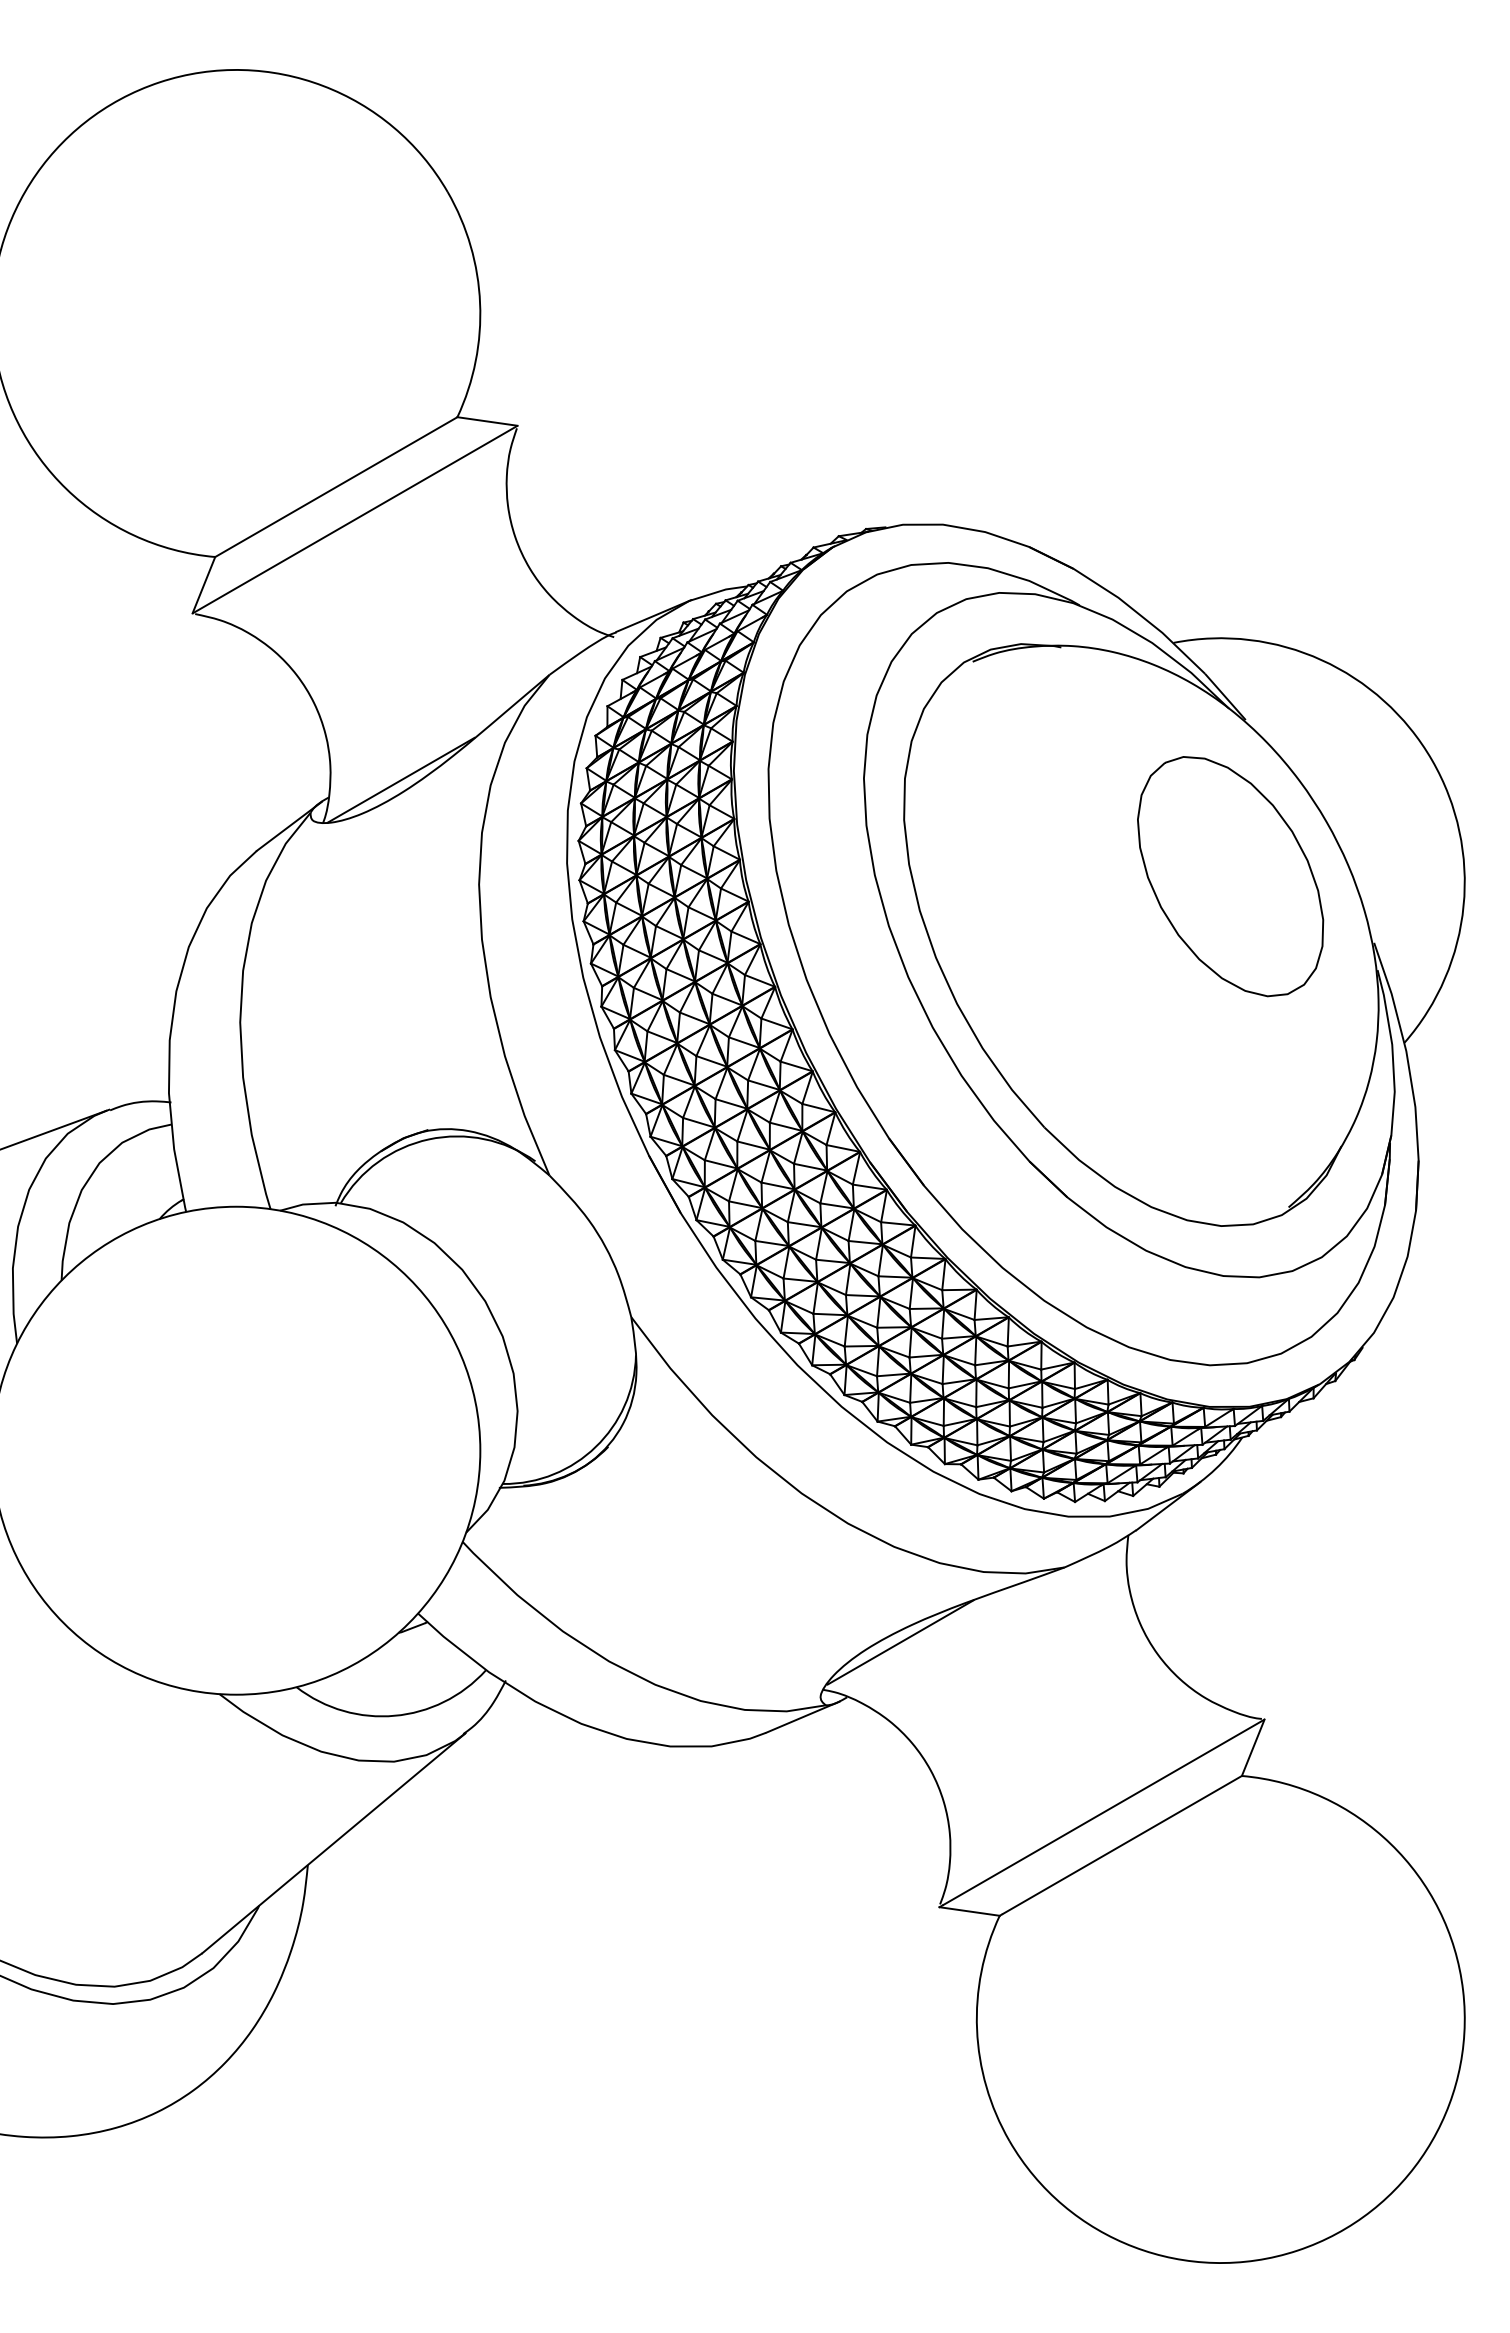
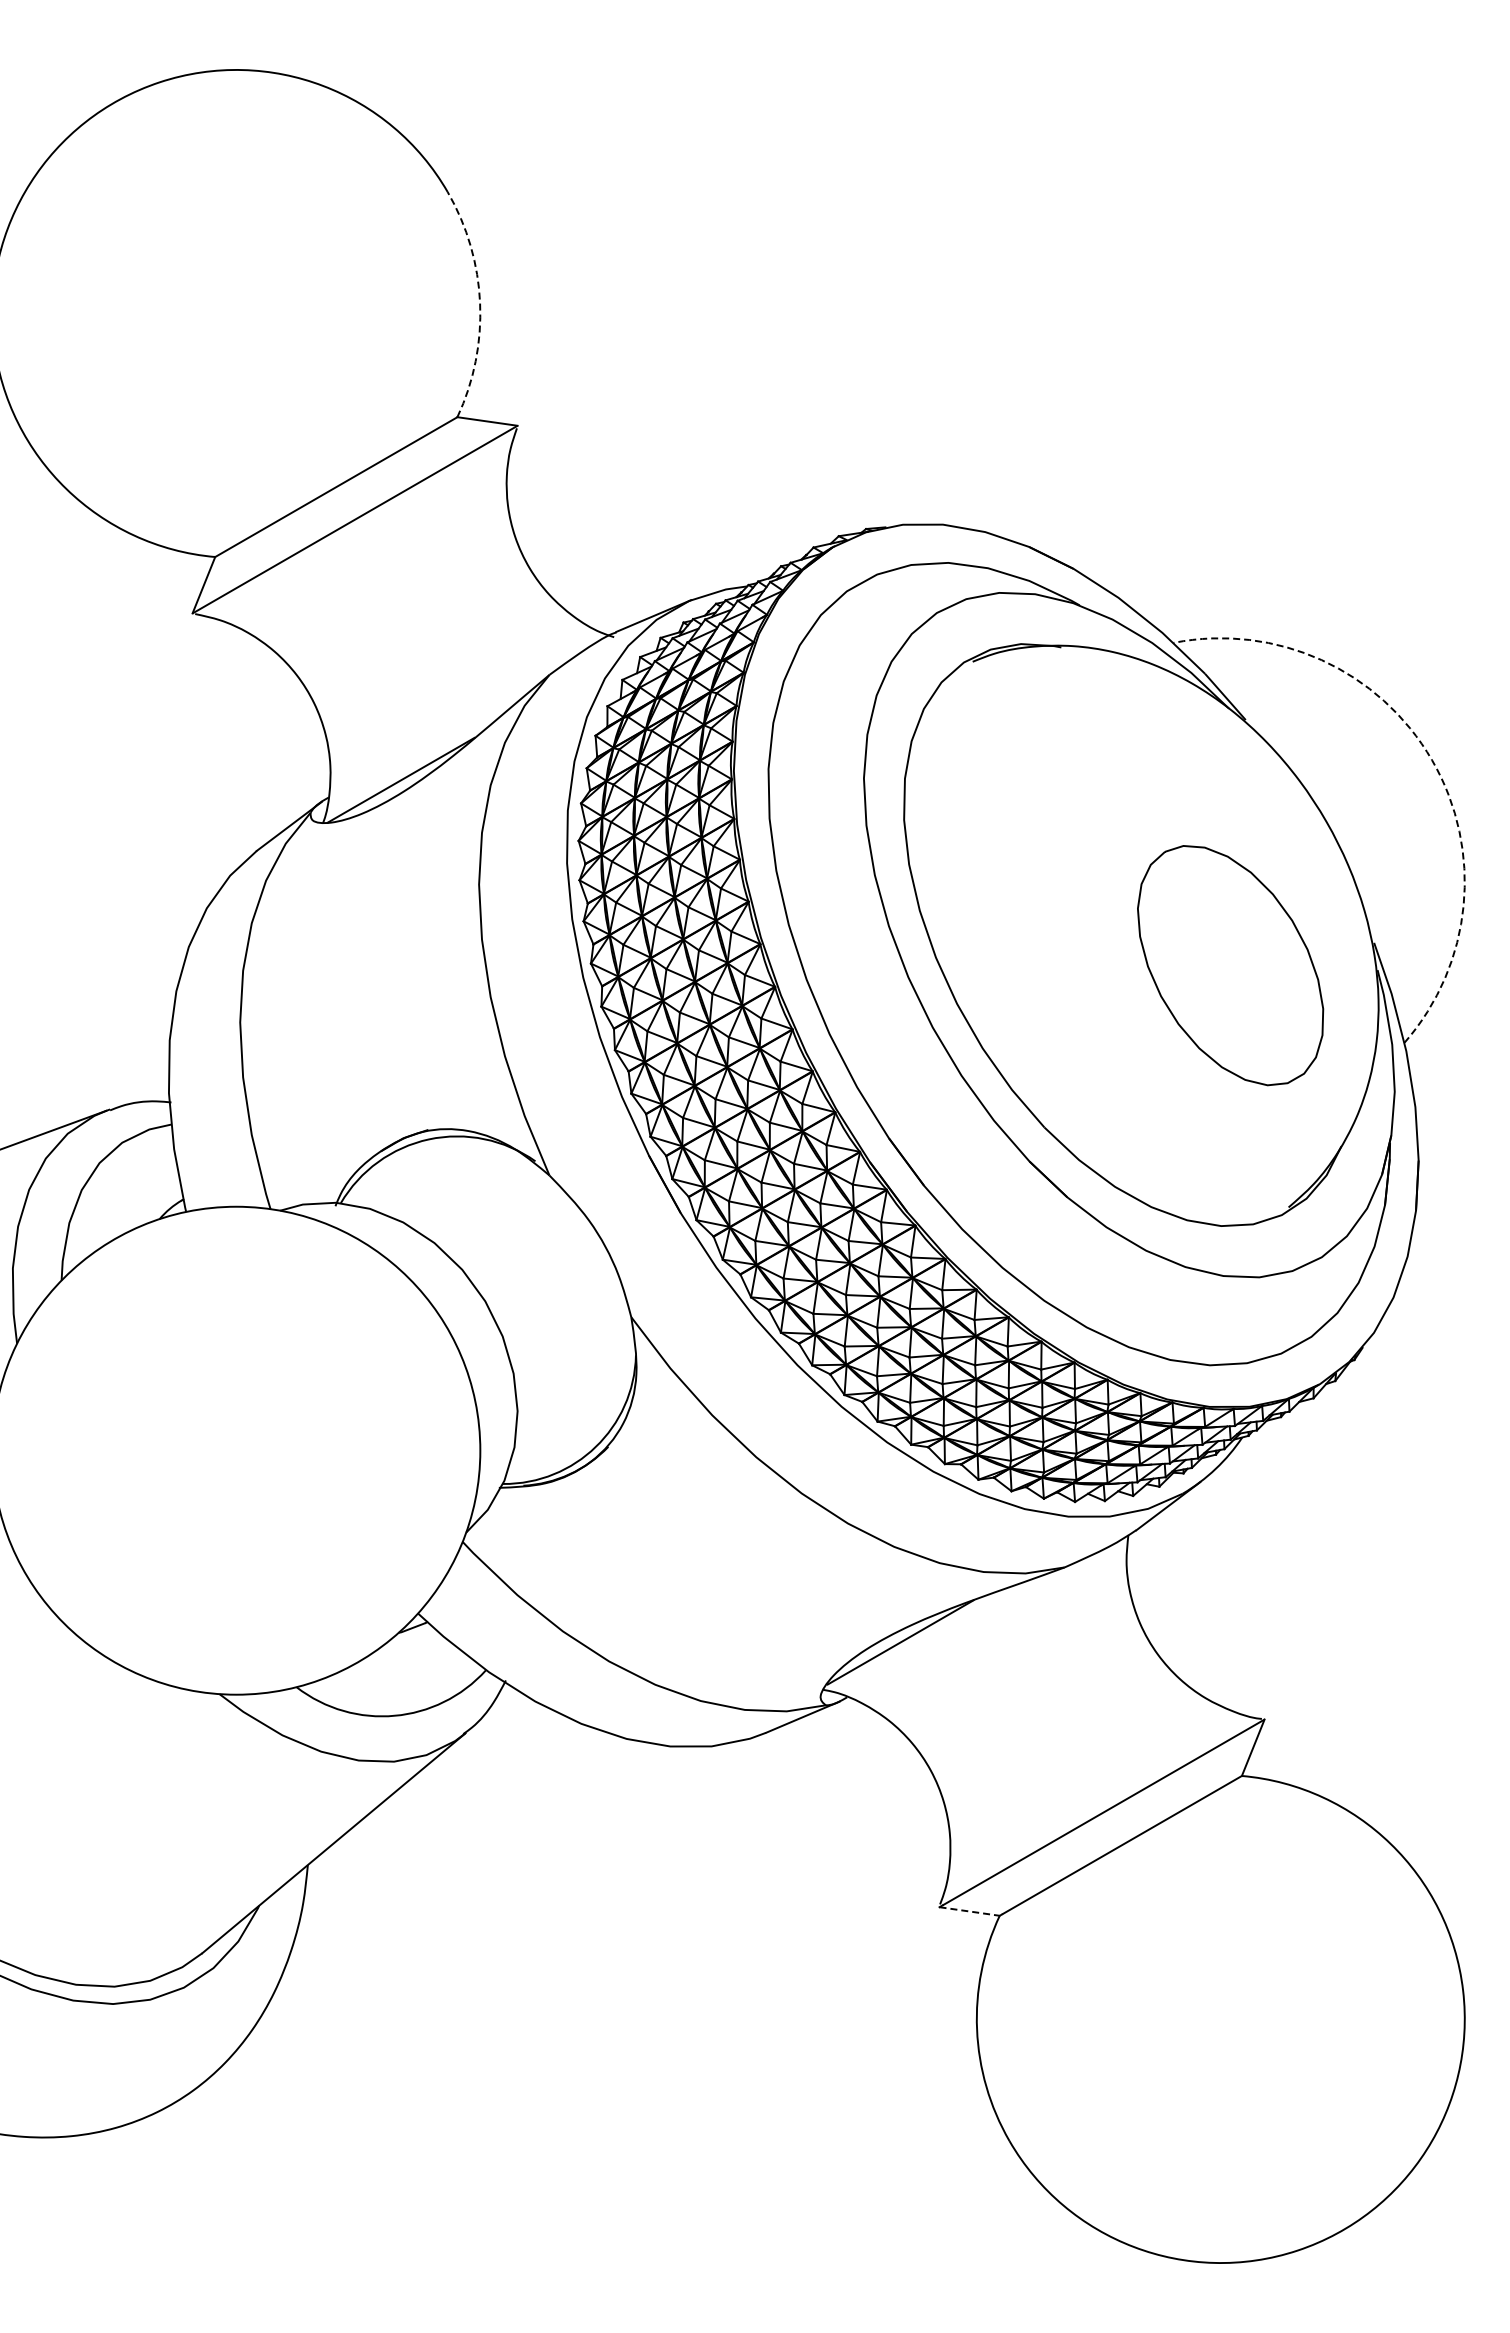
arc: solid -> dashed (480, 303)
arc: solid -> dashed (1432, 760)
part position: (1230, 876) -> (1230, 965) (1230, 965)
line: solid -> dashed (970, 1911)
